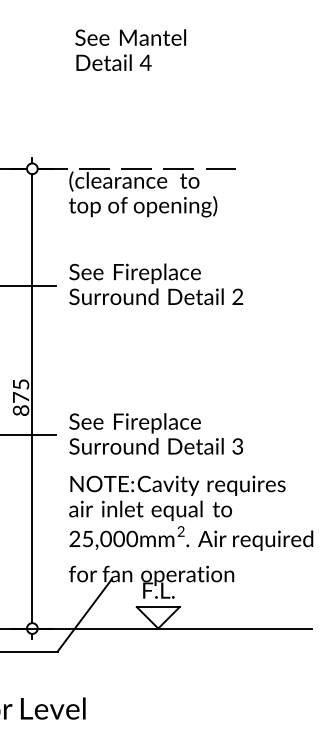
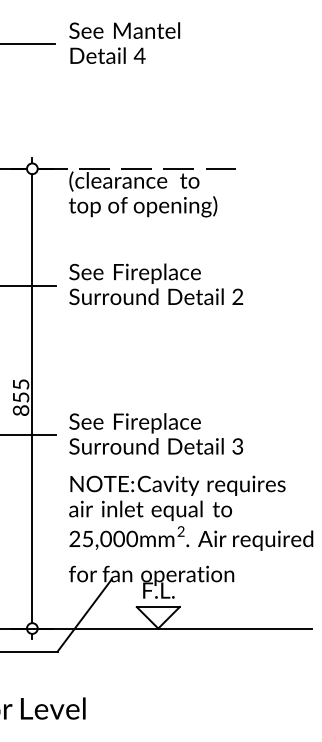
line: none -> present (28, 44)
text position: (130, 49) -> (124, 42) (124, 42)
text: 875 -> 855 (21, 397)
